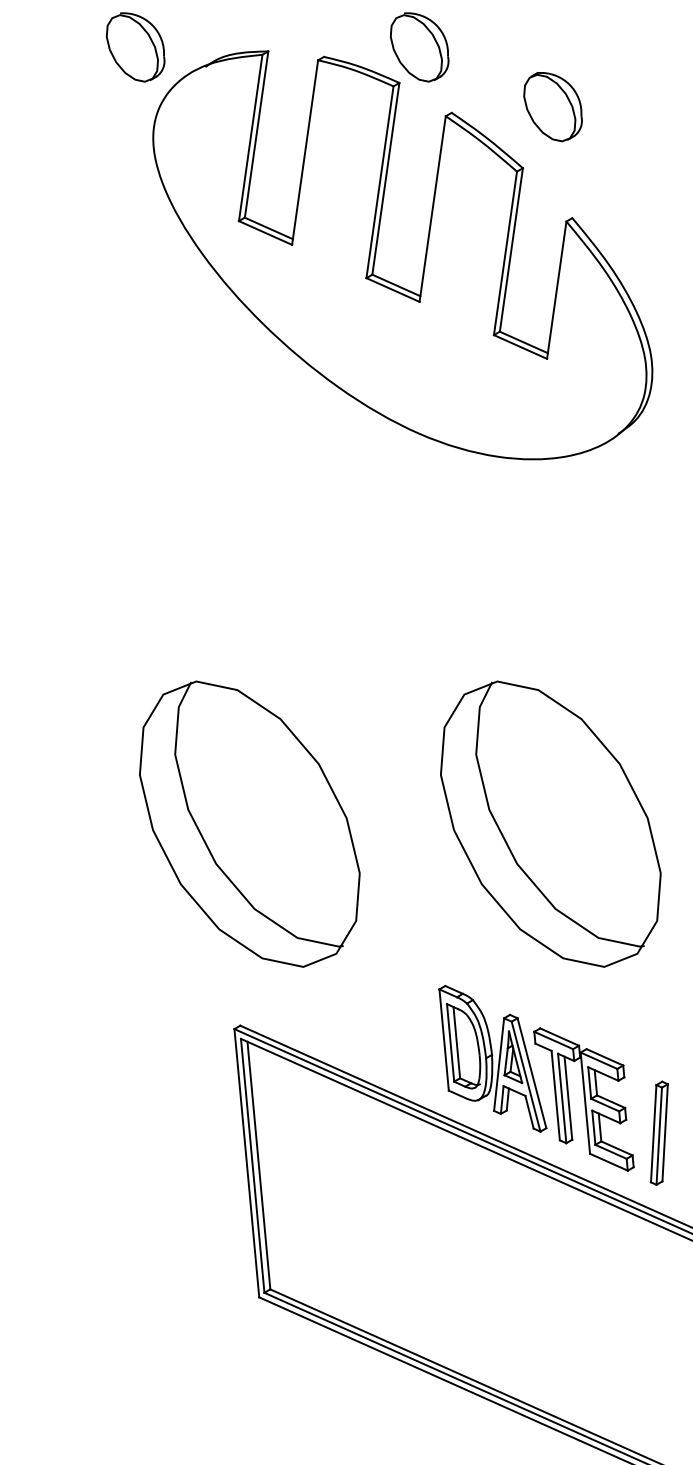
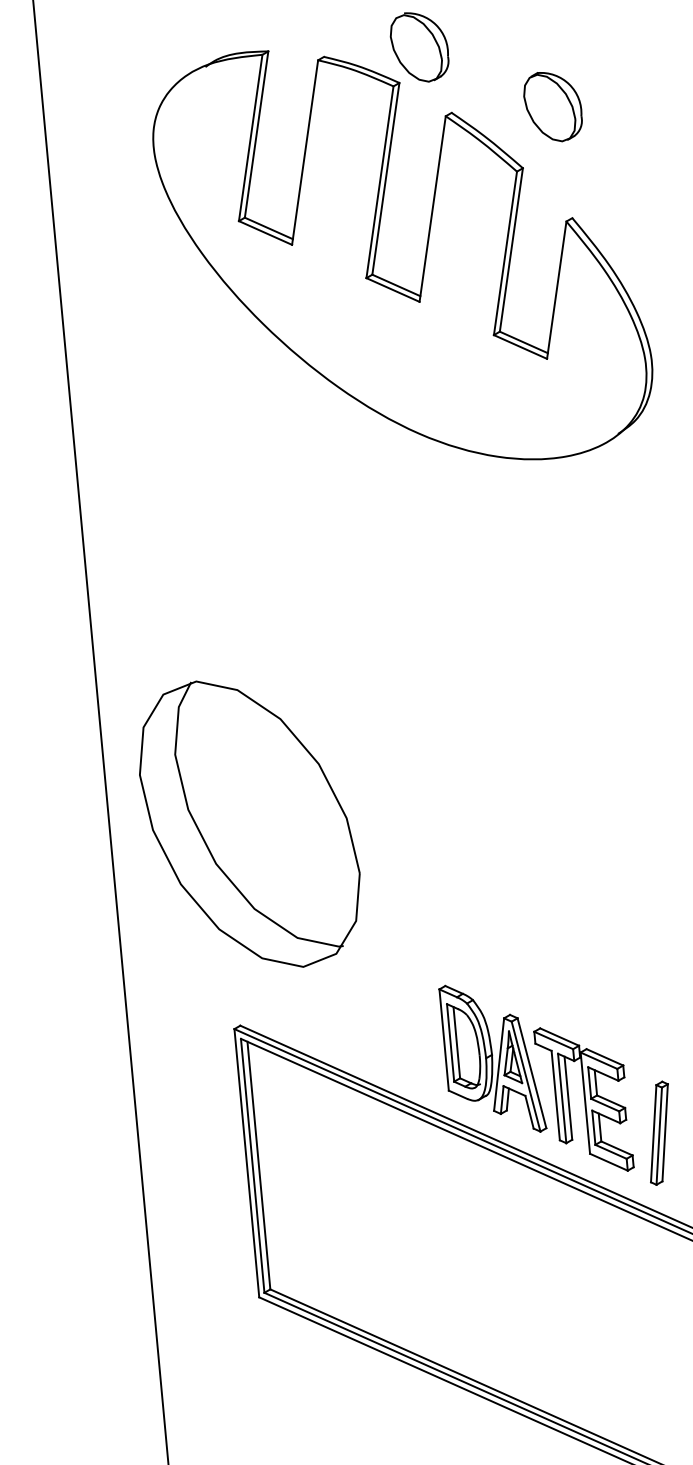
part: present -> none (135, 47)
line: none -> present (100, 731)
part: present -> none (550, 823)
